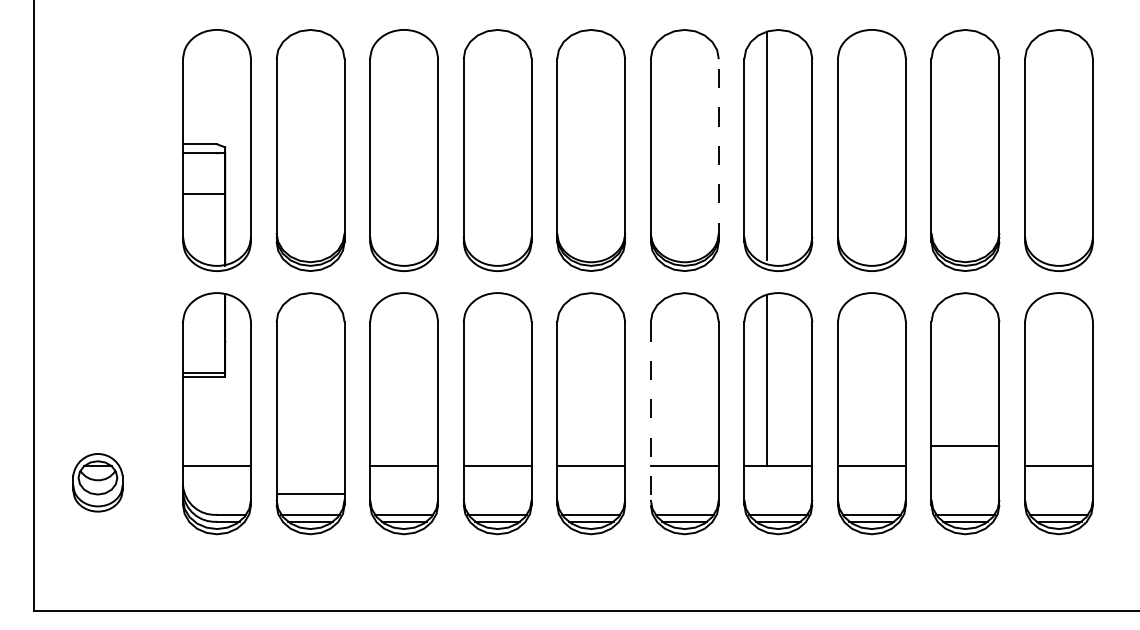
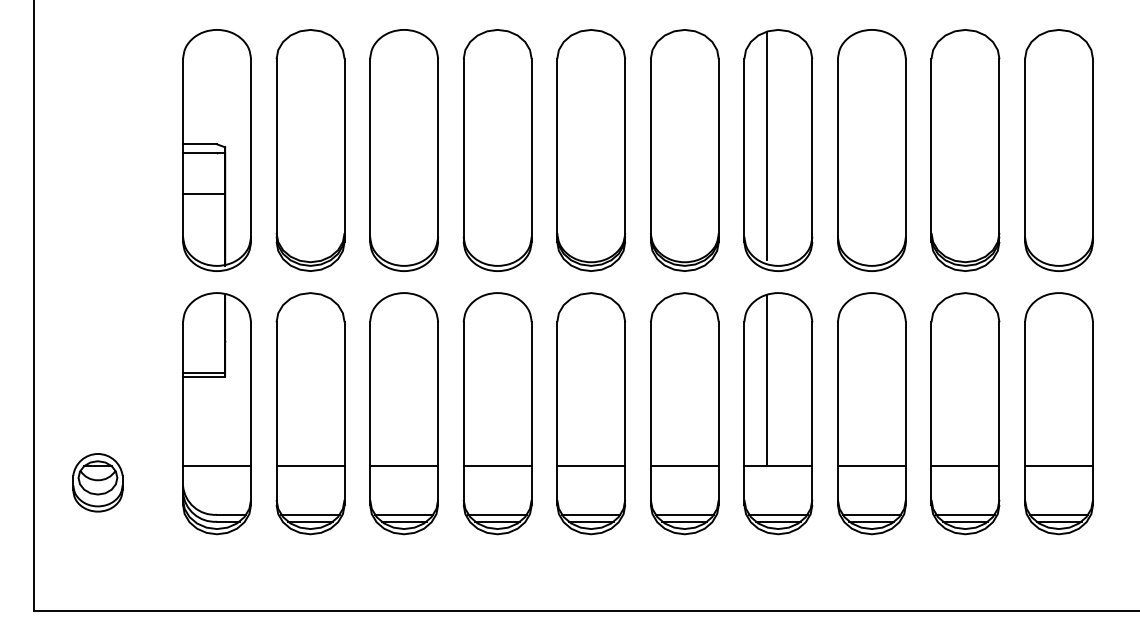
line: dashed -> solid (718, 150)
line: dashed -> solid (650, 414)
line position: (965, 445) -> (965, 465) (965, 465)
line position: (310, 493) -> (310, 465) (310, 465)
